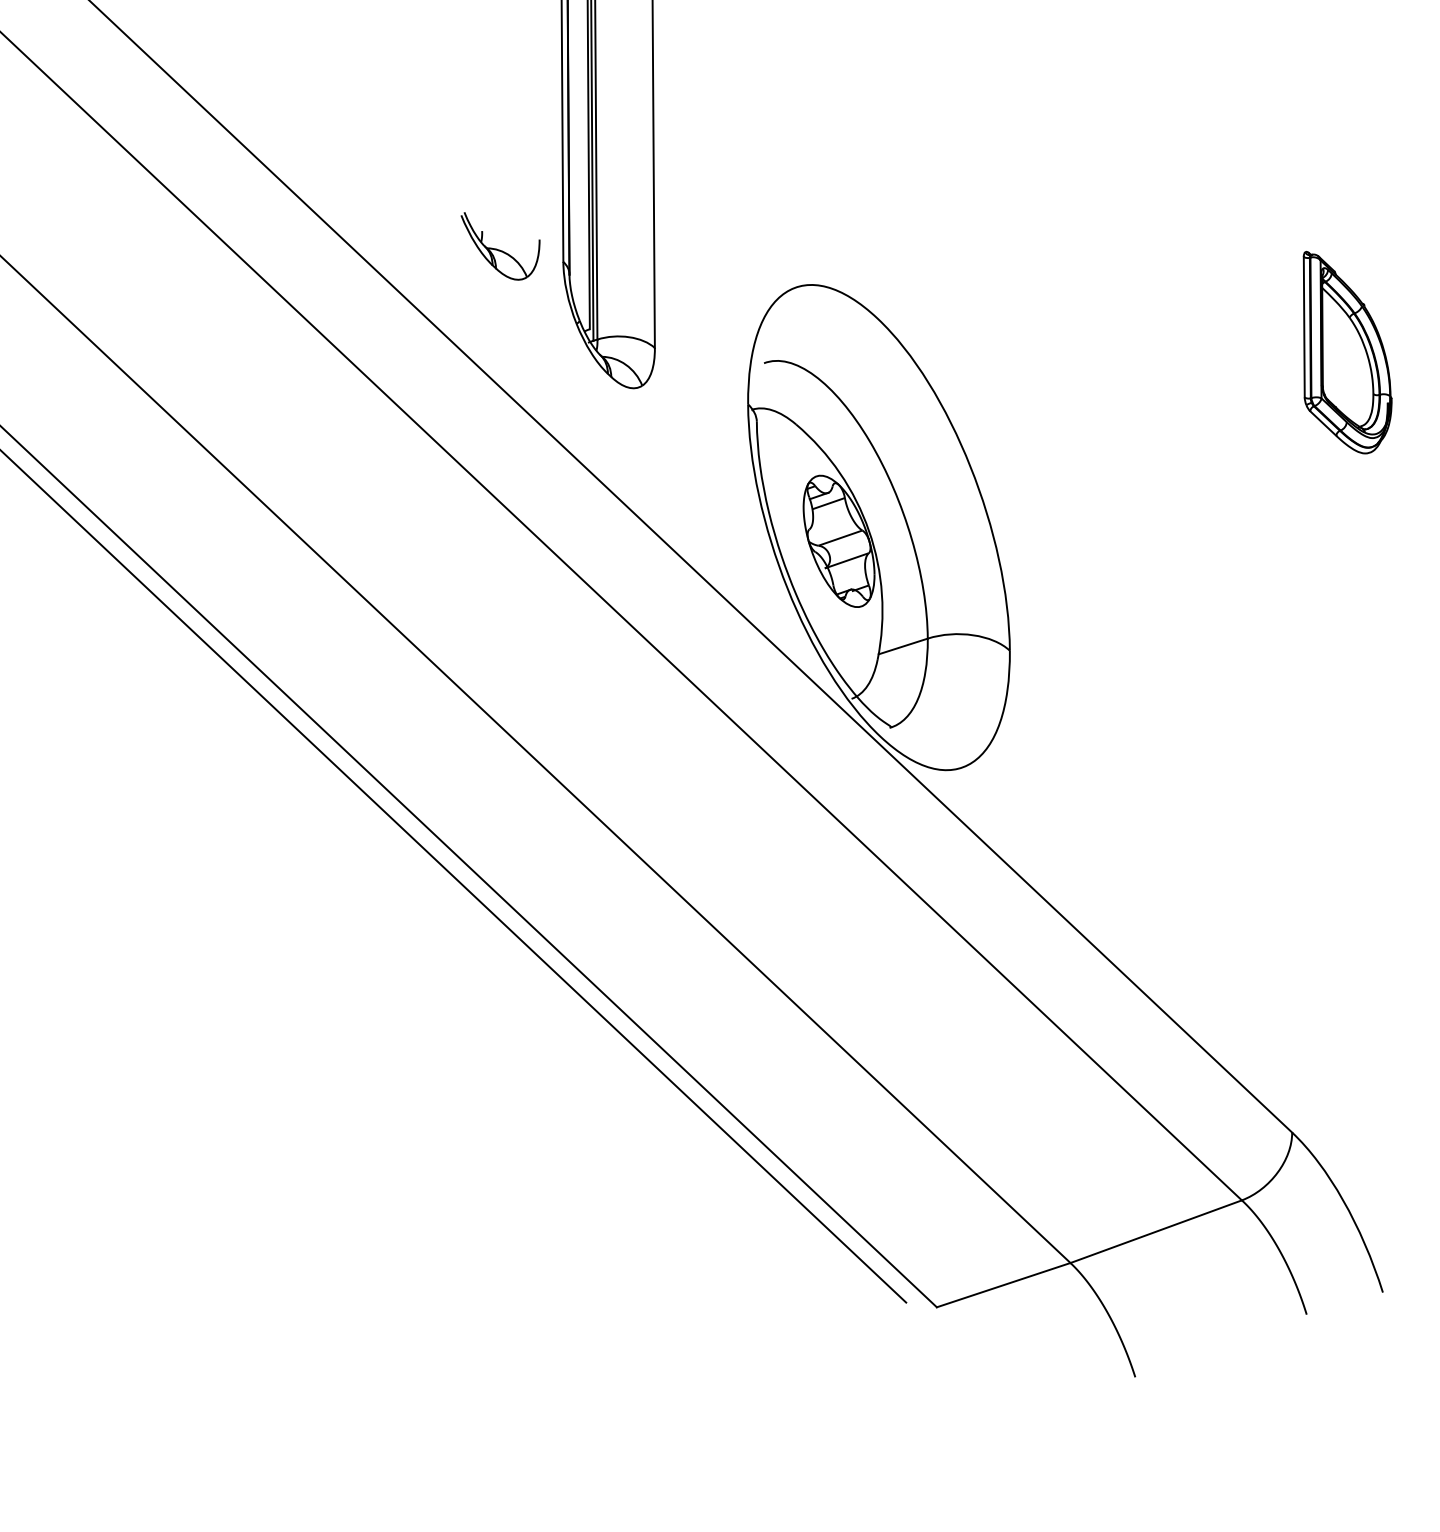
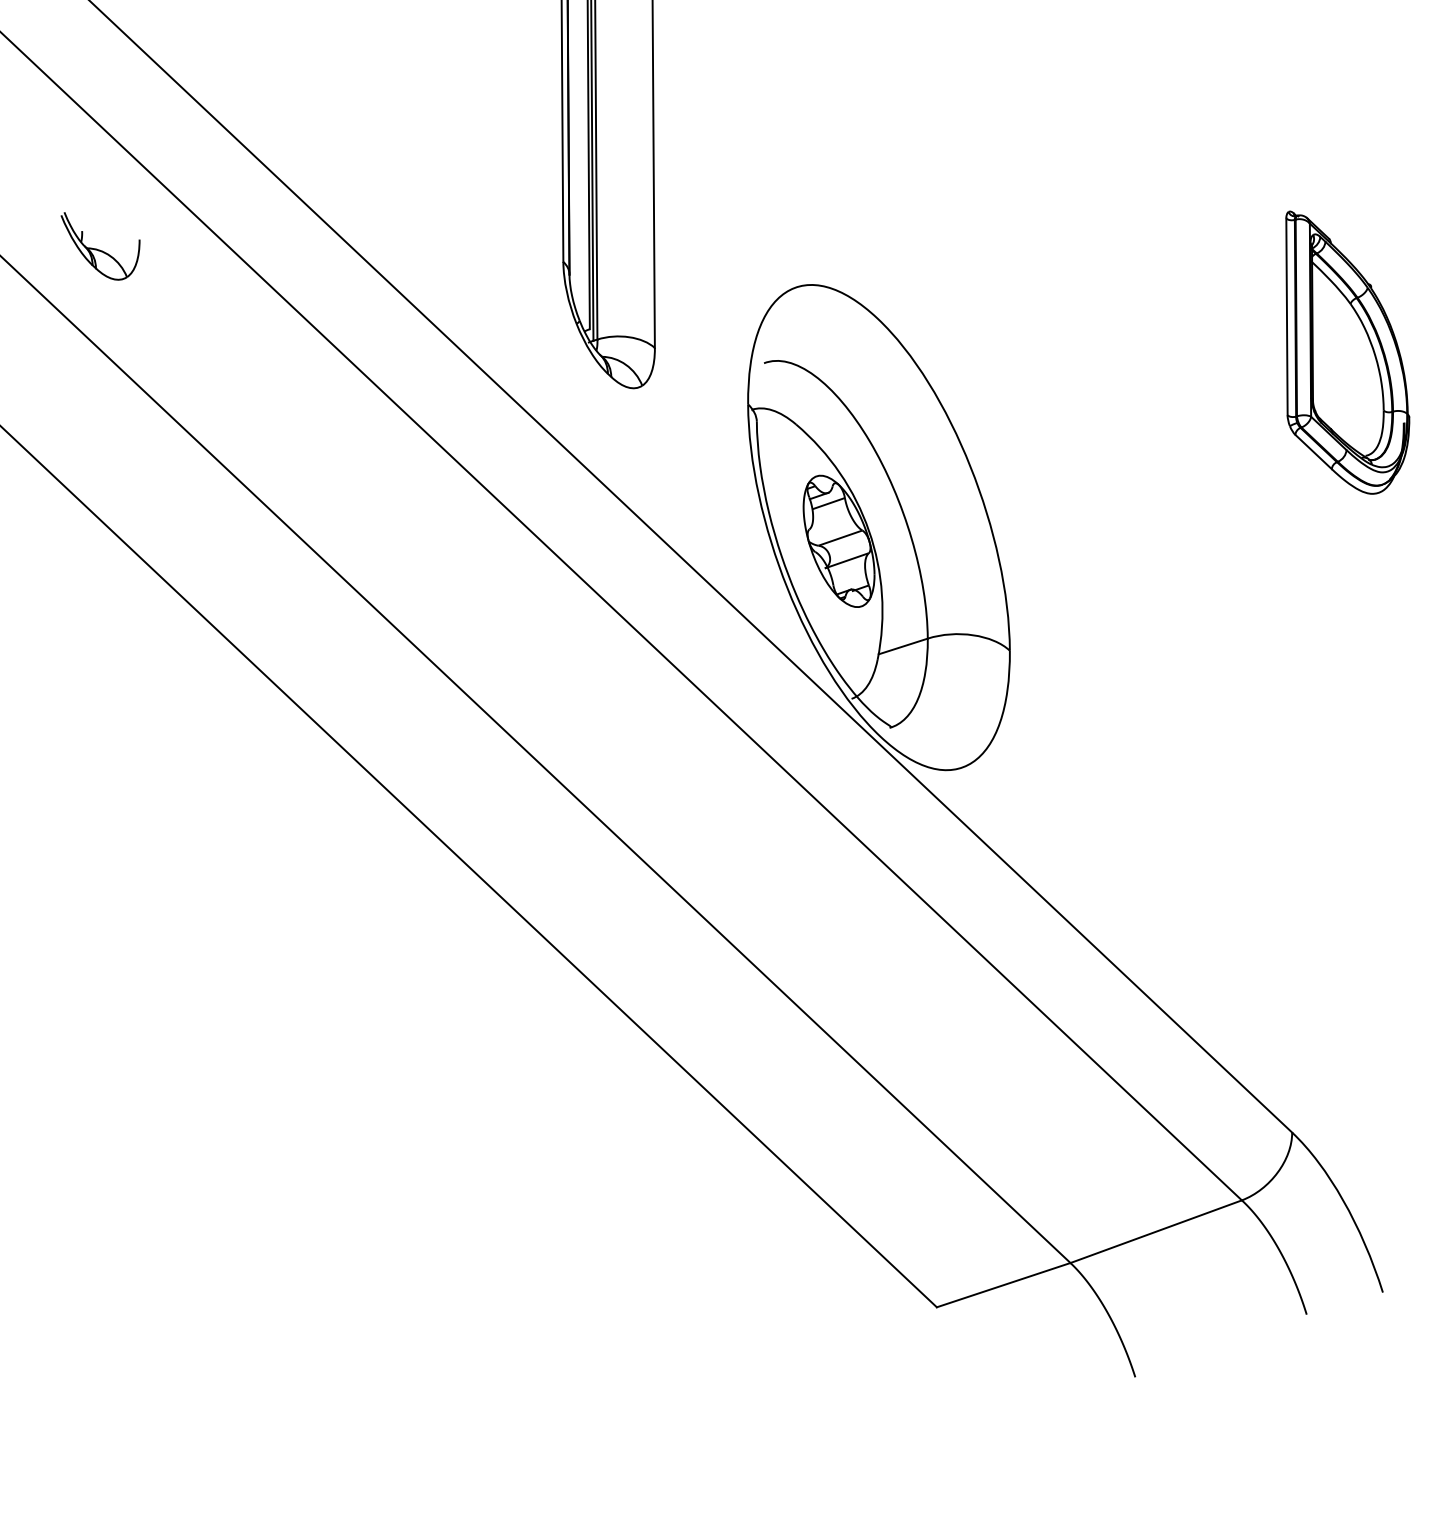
part position: (500, 246) -> (100, 246) (100, 246)
part size: 91x205 px -> 126x285 px (1347, 352)
line: present -> none (454, 876)
